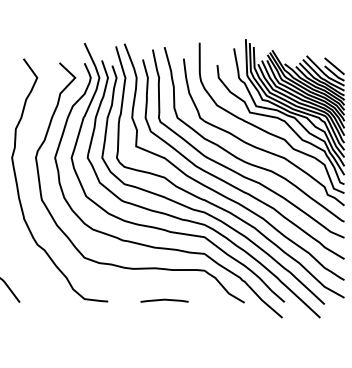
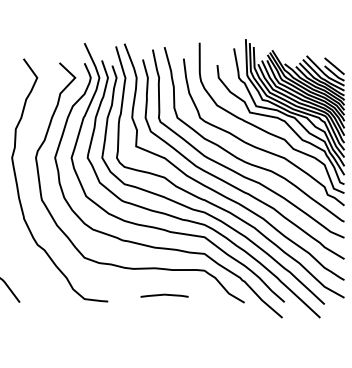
line position: (164, 300) -> (164, 295) (164, 295)
